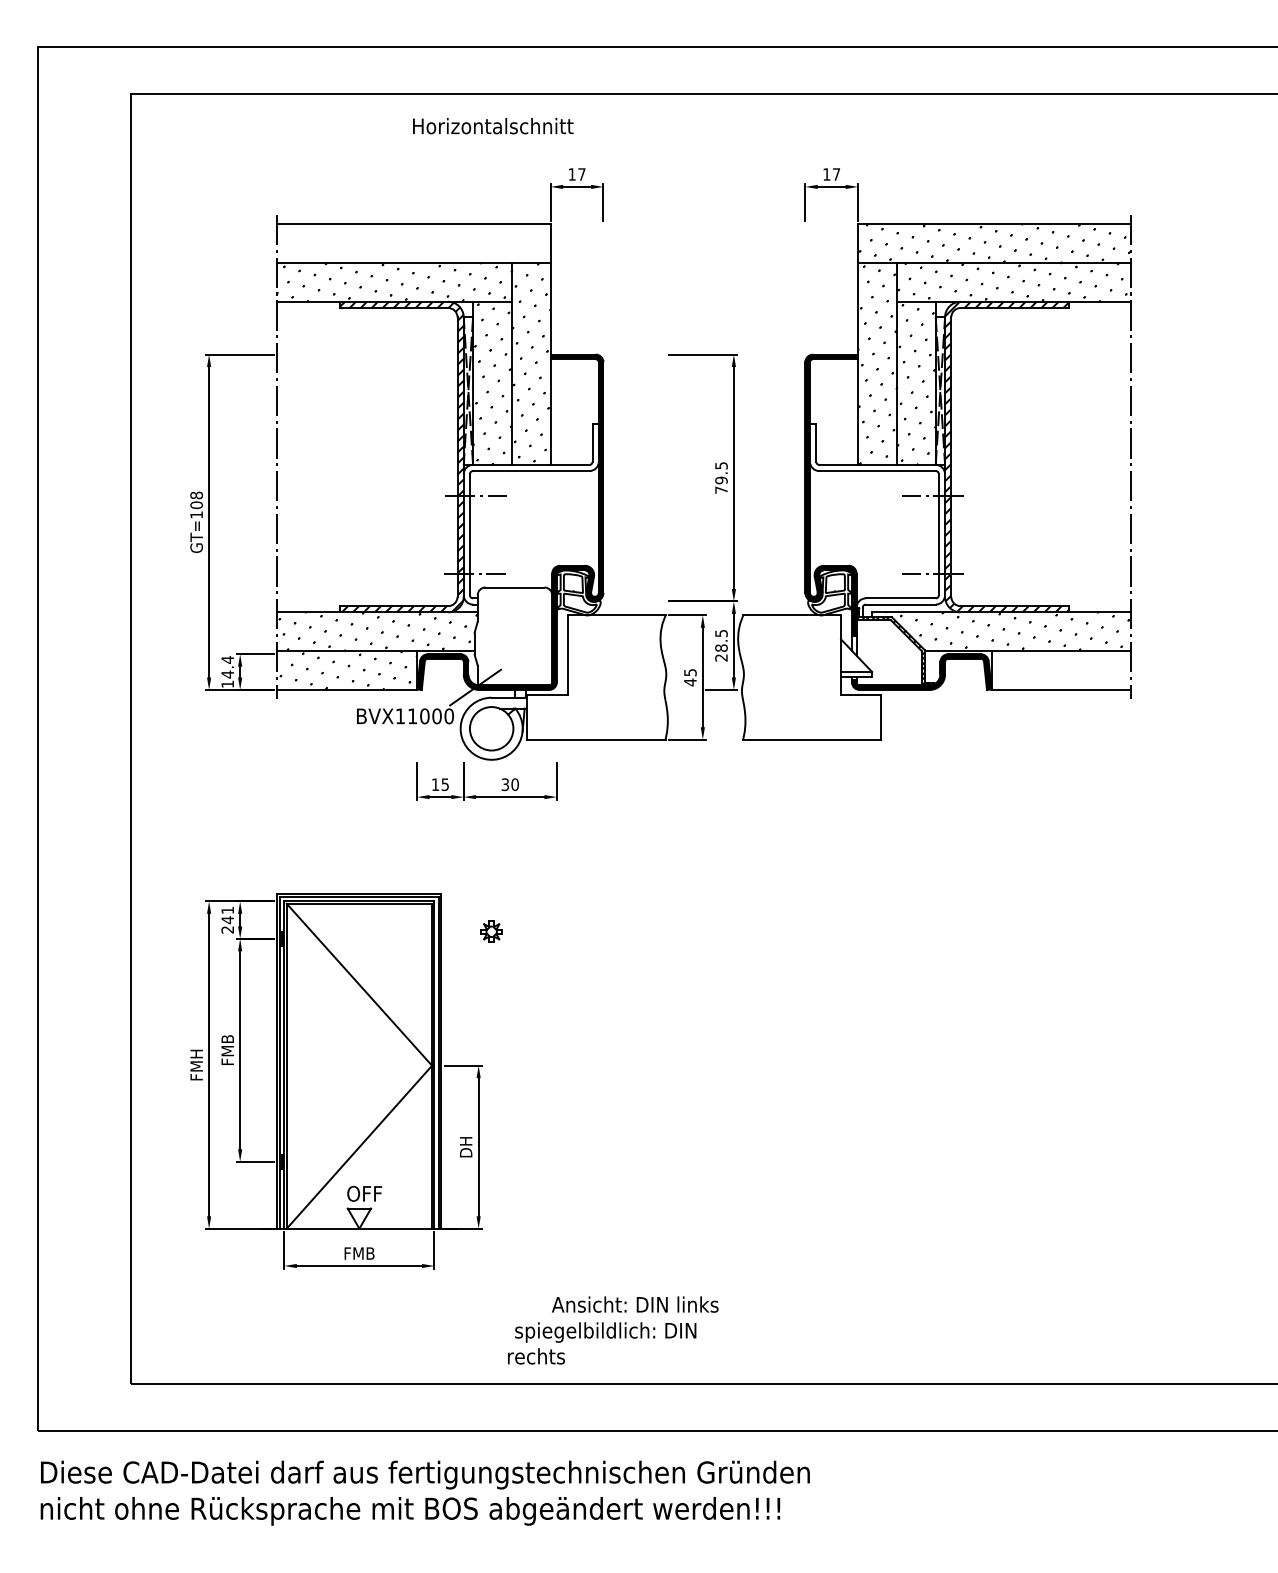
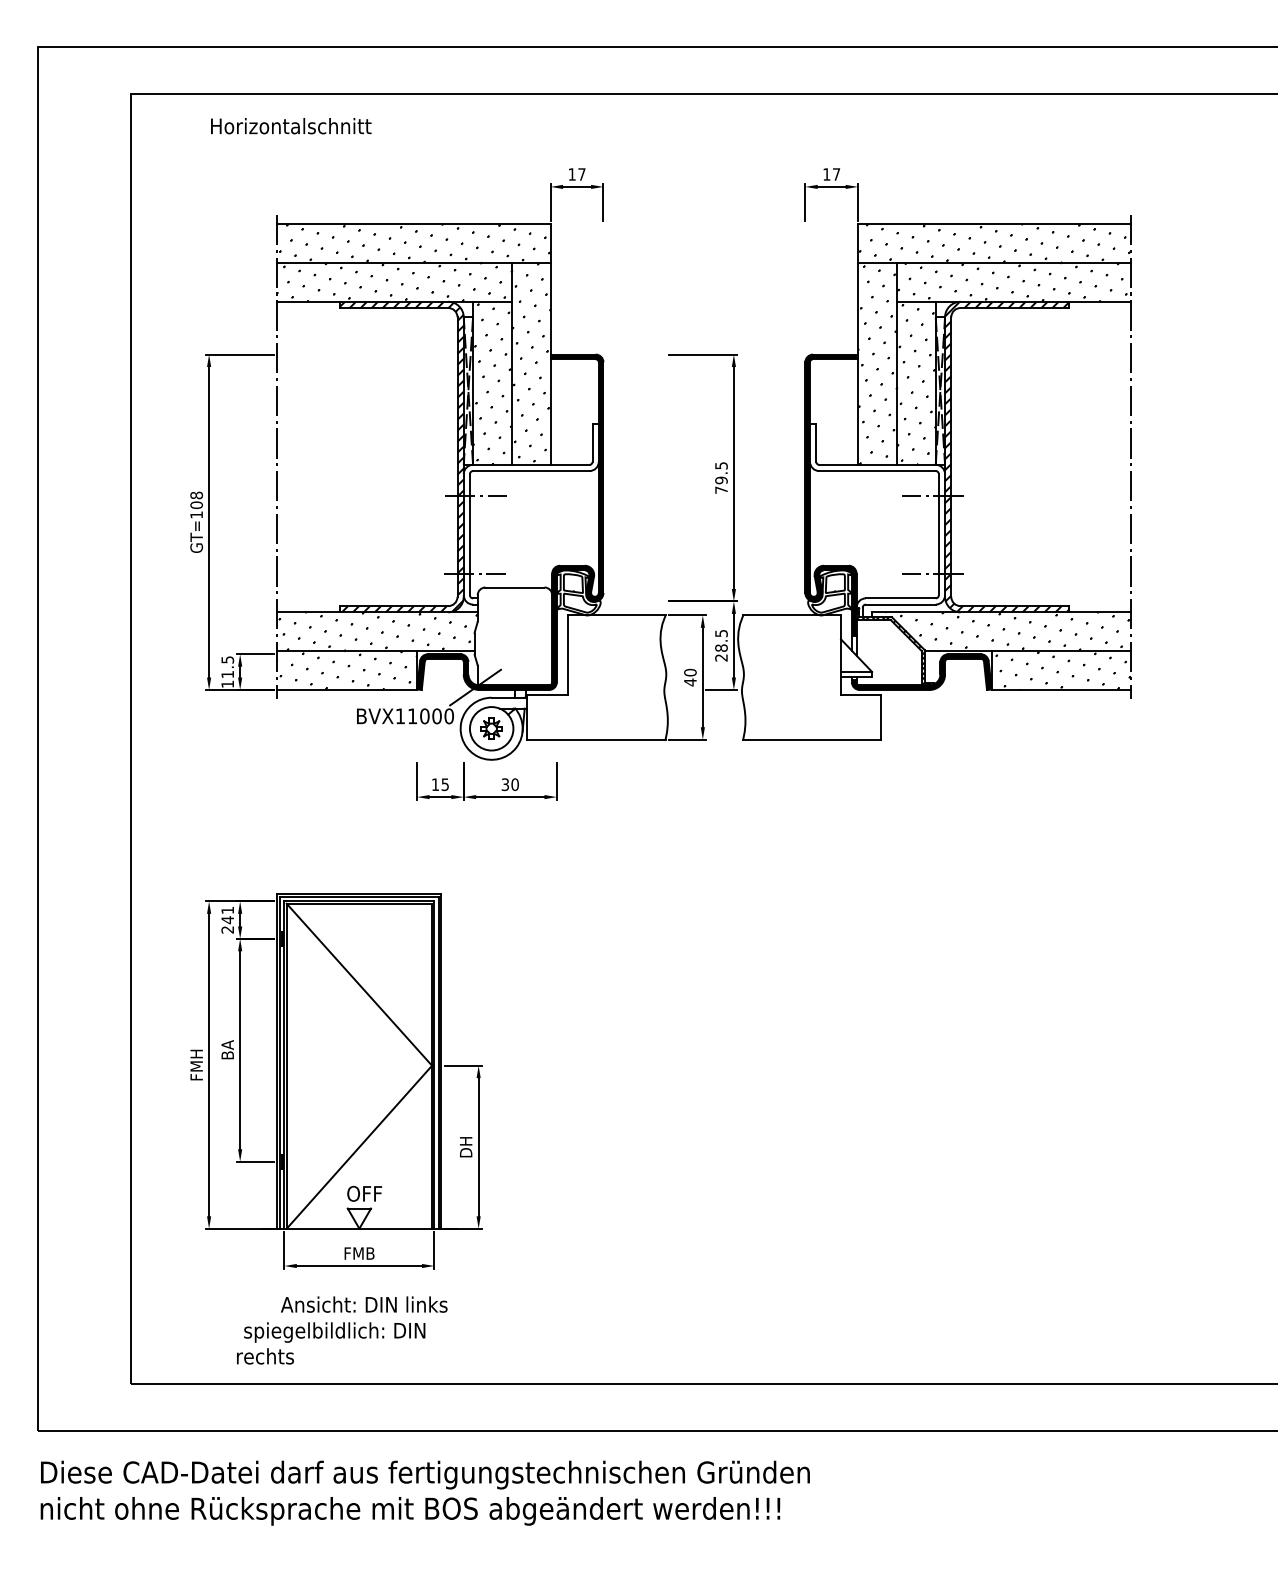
text position: (493, 126) -> (291, 126) (291, 126)
hatch: none -> present (414, 243)
text: 14.4 -> 11.5 (227, 667)
hatch: none -> present (1062, 670)
text: 45 -> 40 (690, 672)
part position: (491, 931) -> (491, 728) (491, 728)
text: FMB -> BA (227, 1049)
text position: (613, 1330) -> (342, 1330) (342, 1330)
